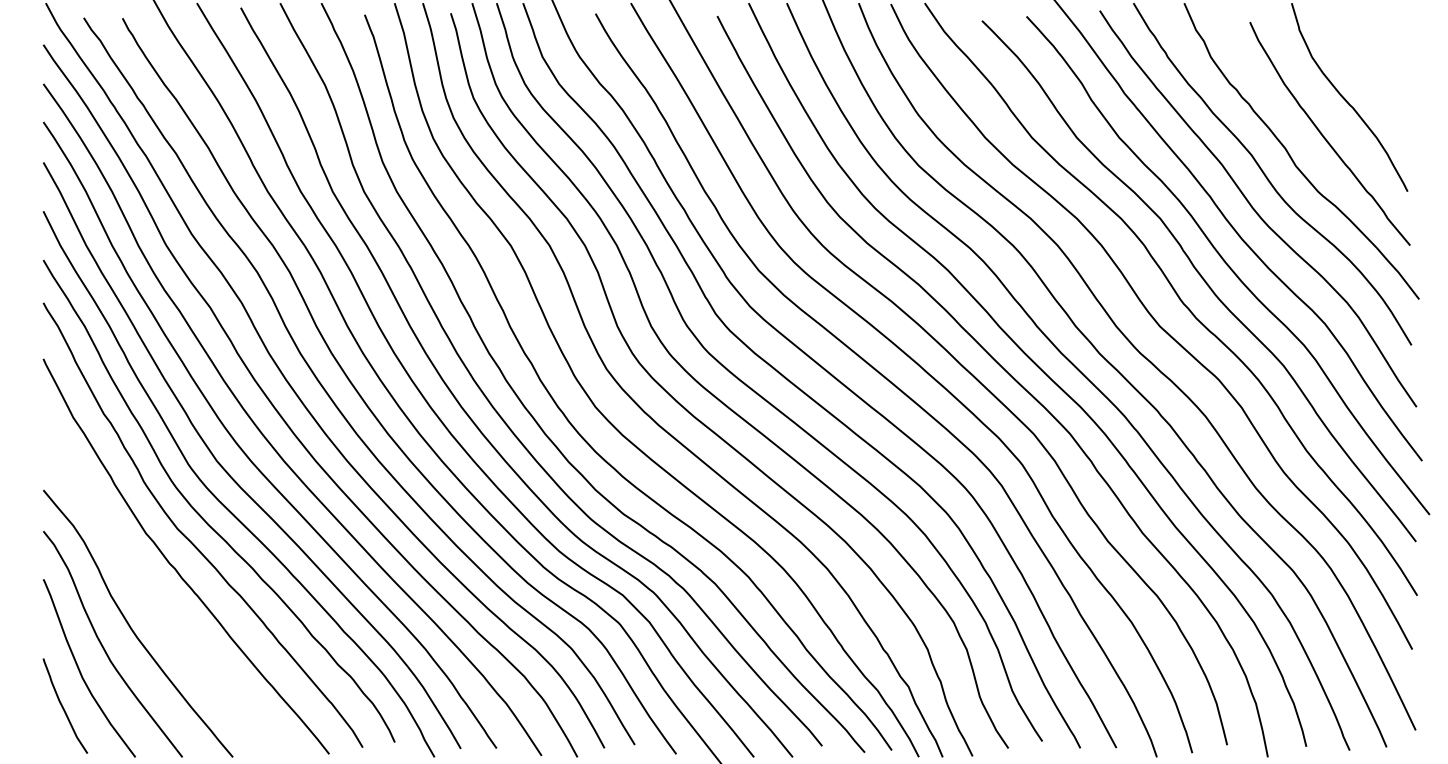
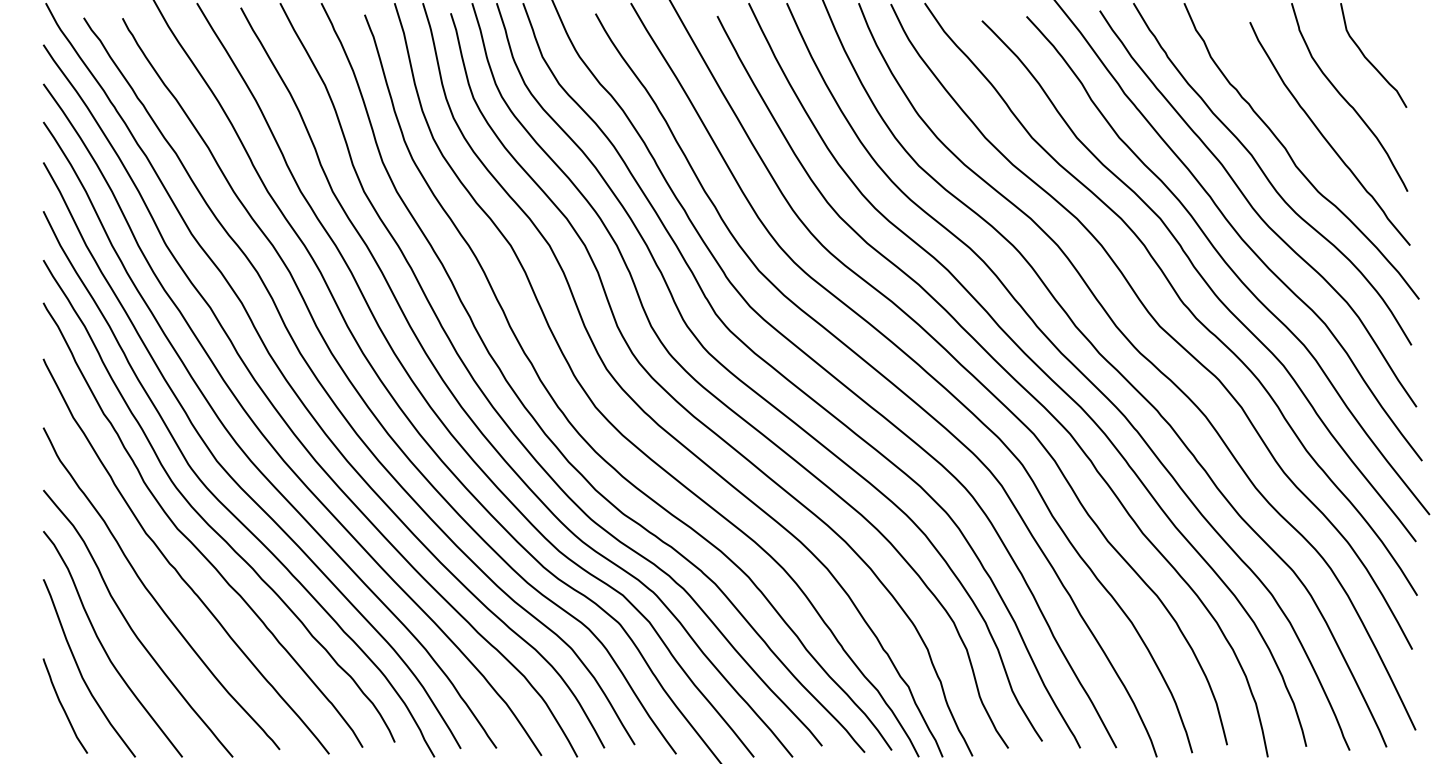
curve: none -> present (1368, 59)
curve: none -> present (152, 594)
